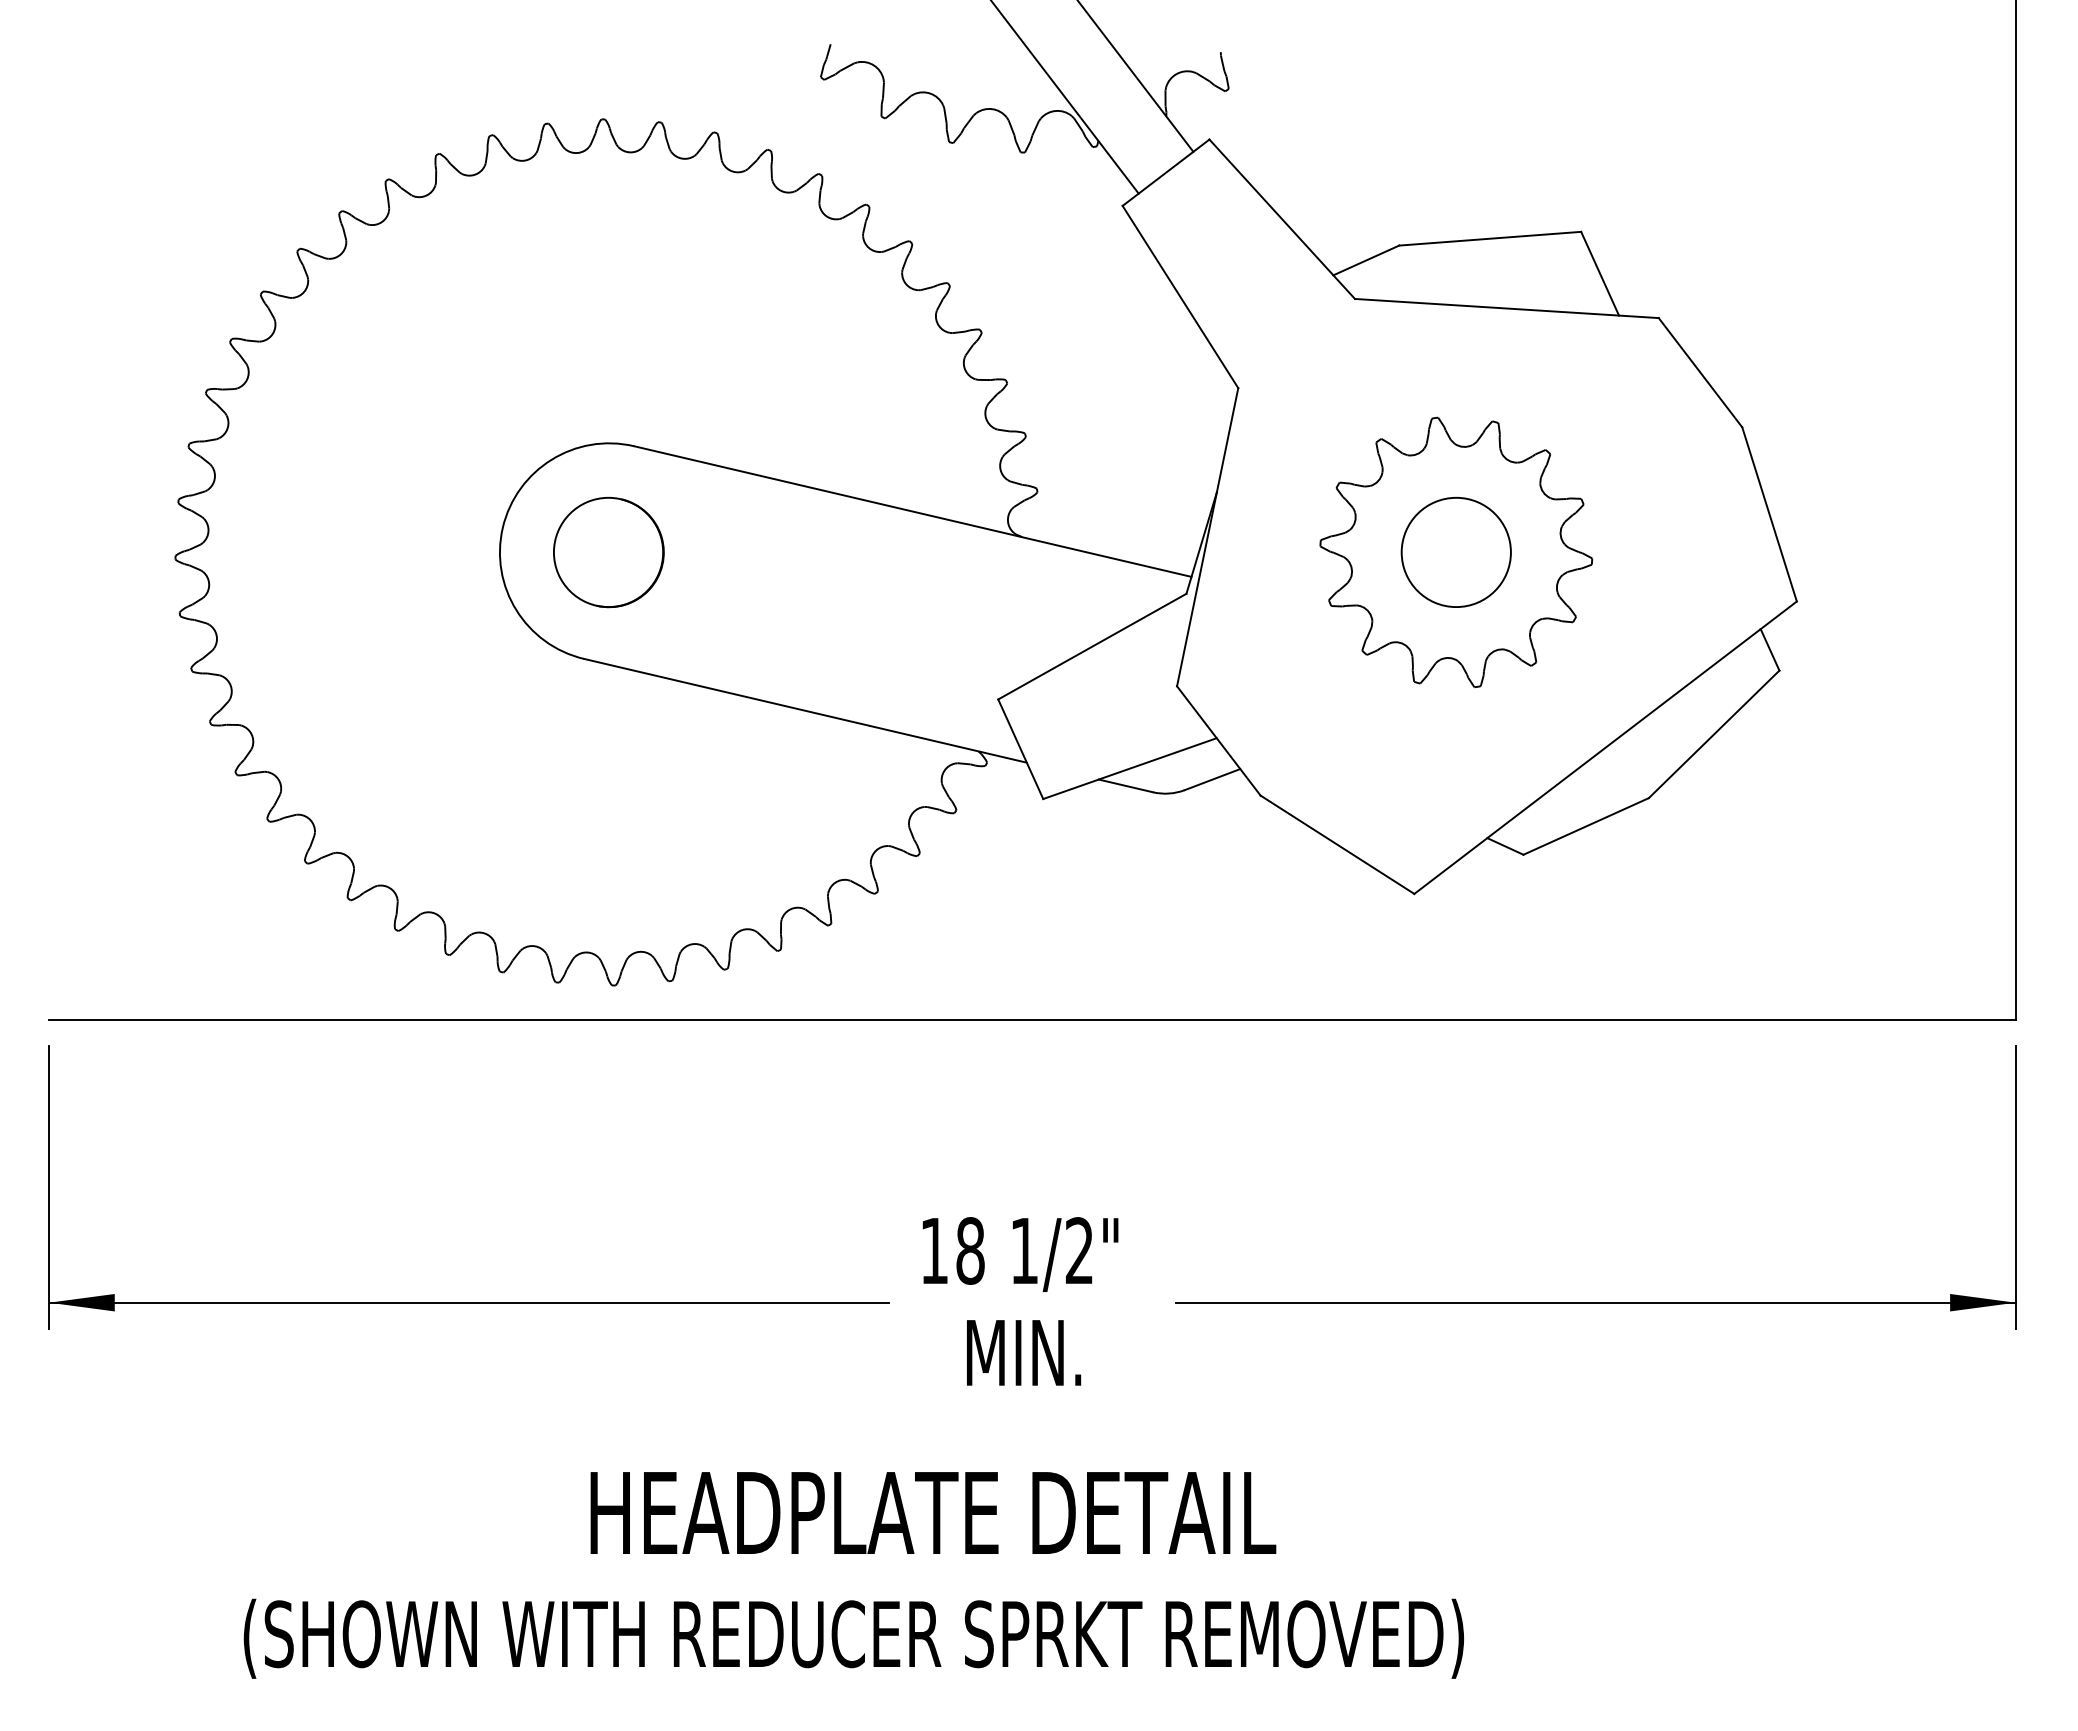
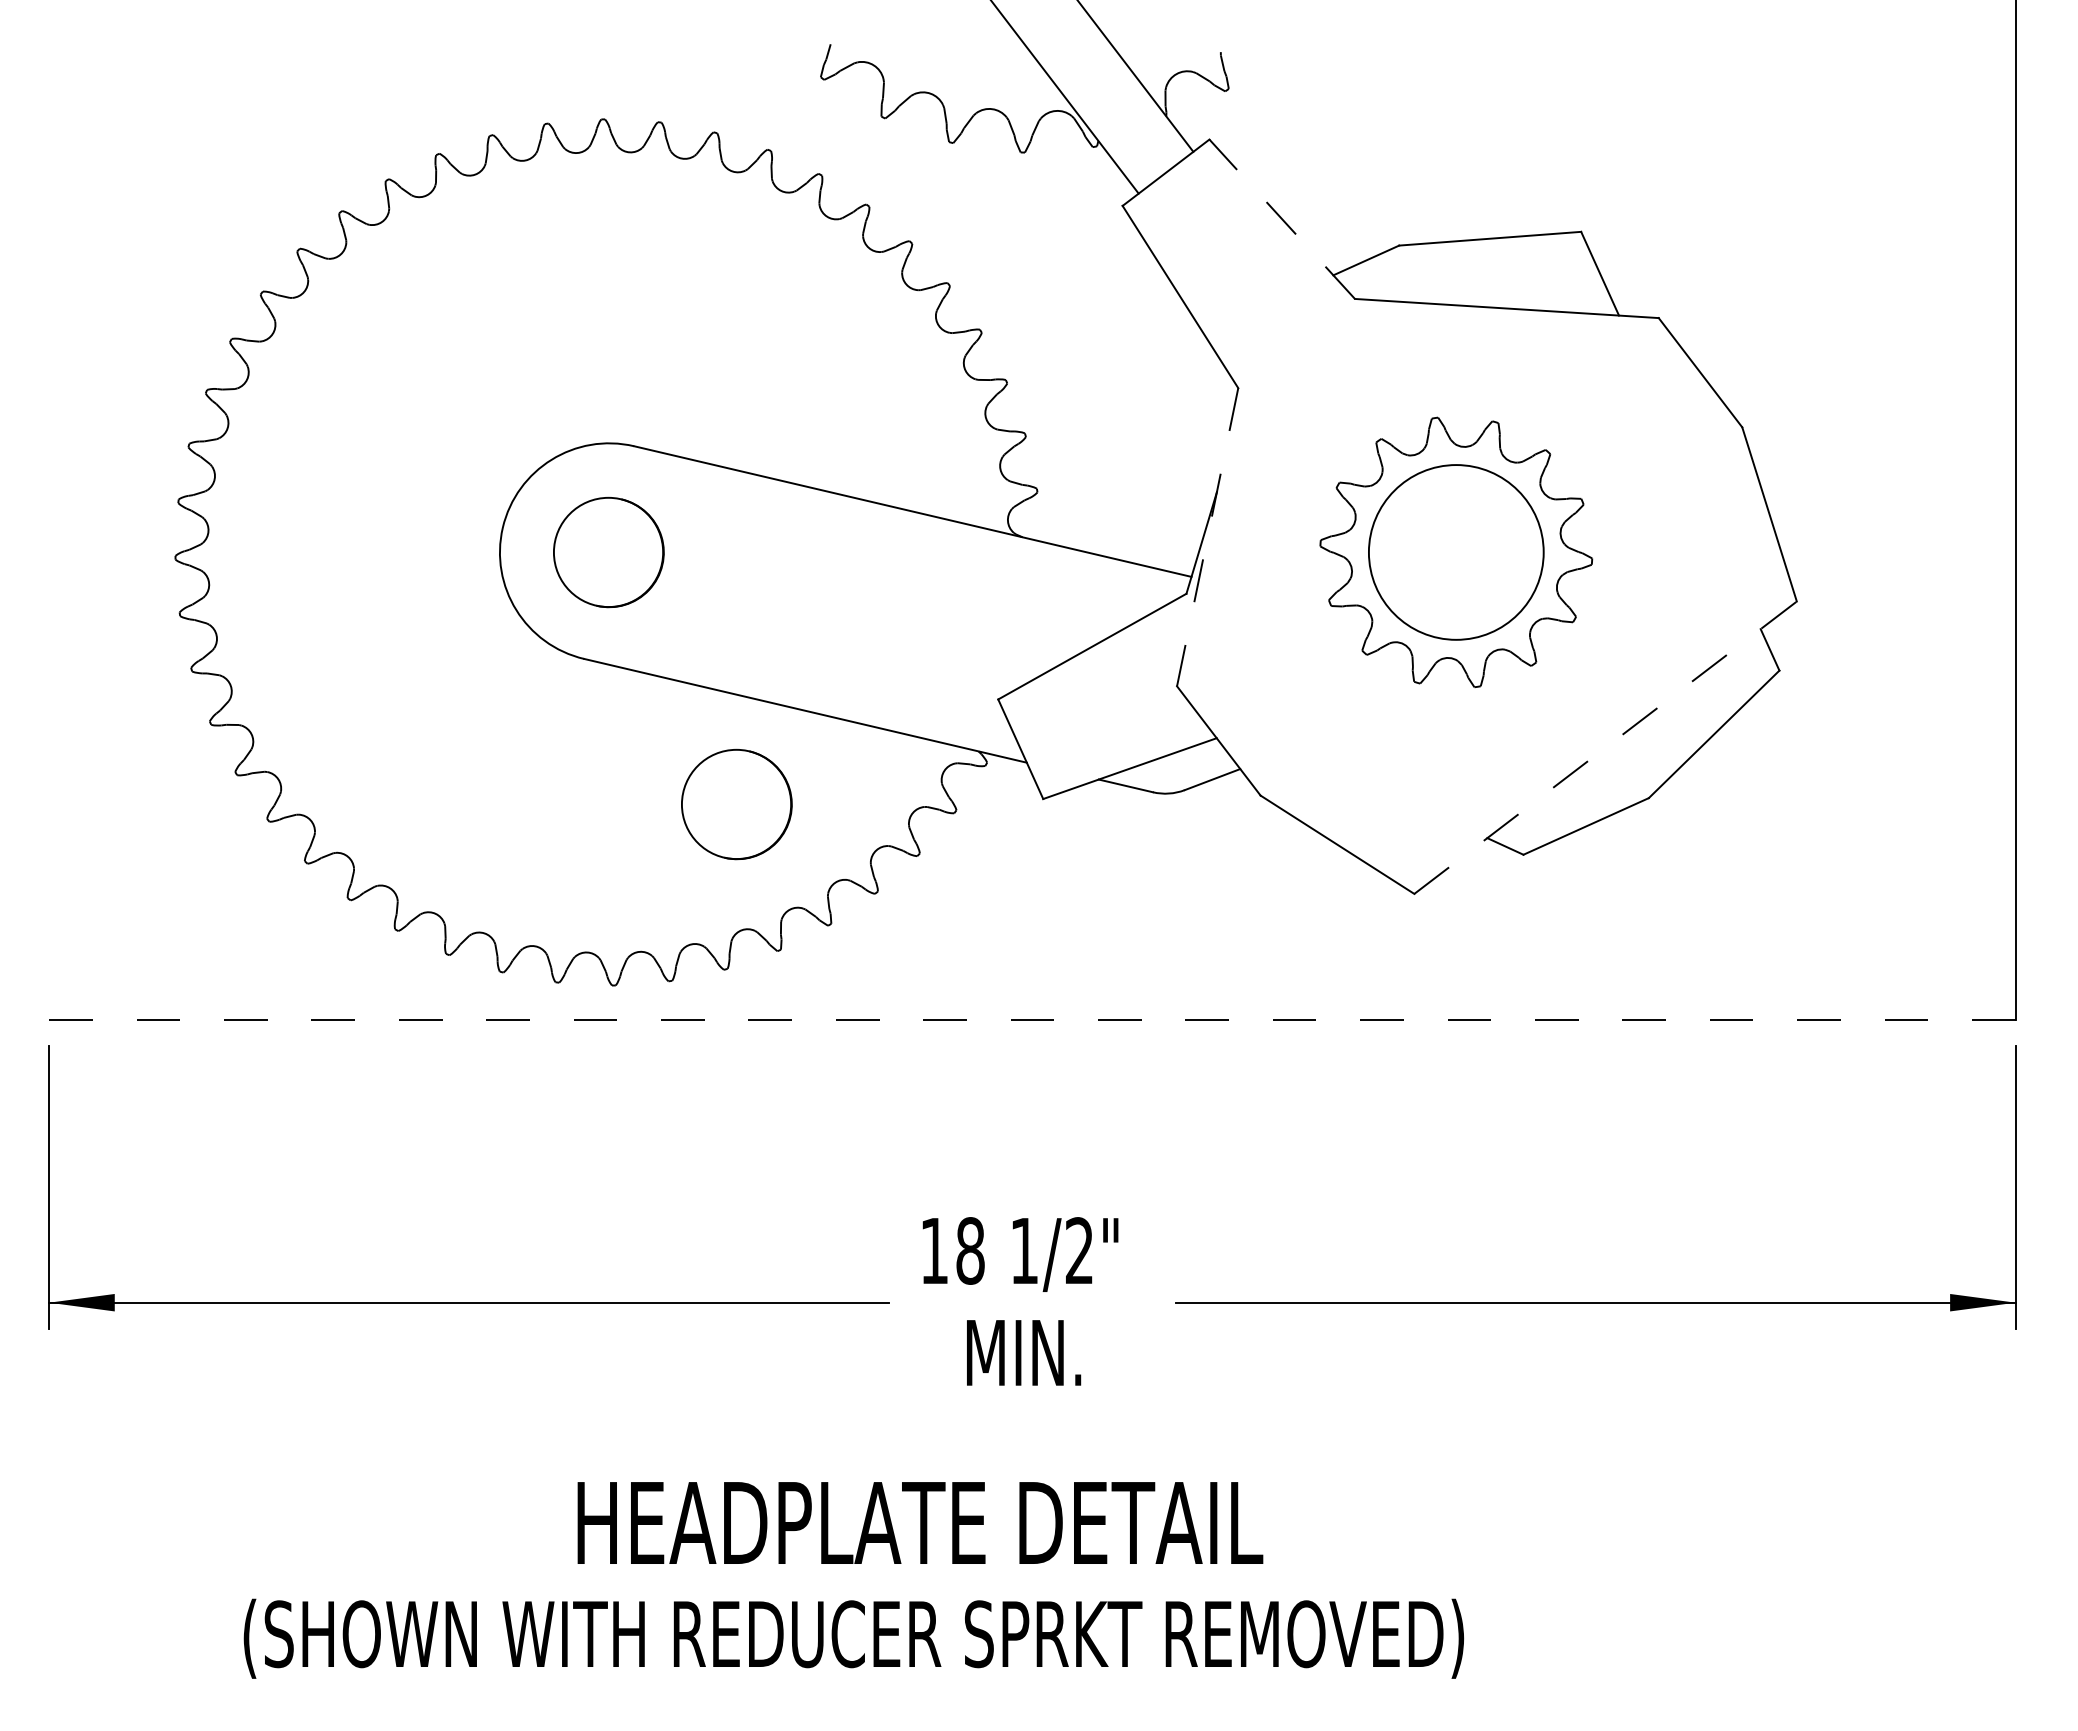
line: solid -> dashed (1282, 219)
line: solid -> dashed (1207, 537)
circle diameter: 109 px -> 175 px (1455, 552)
line: solid -> dashed (1605, 747)
part: none -> present (736, 804)
line: solid -> dashed (1032, 1019)
text position: (933, 1512) -> (920, 1522) (920, 1522)
